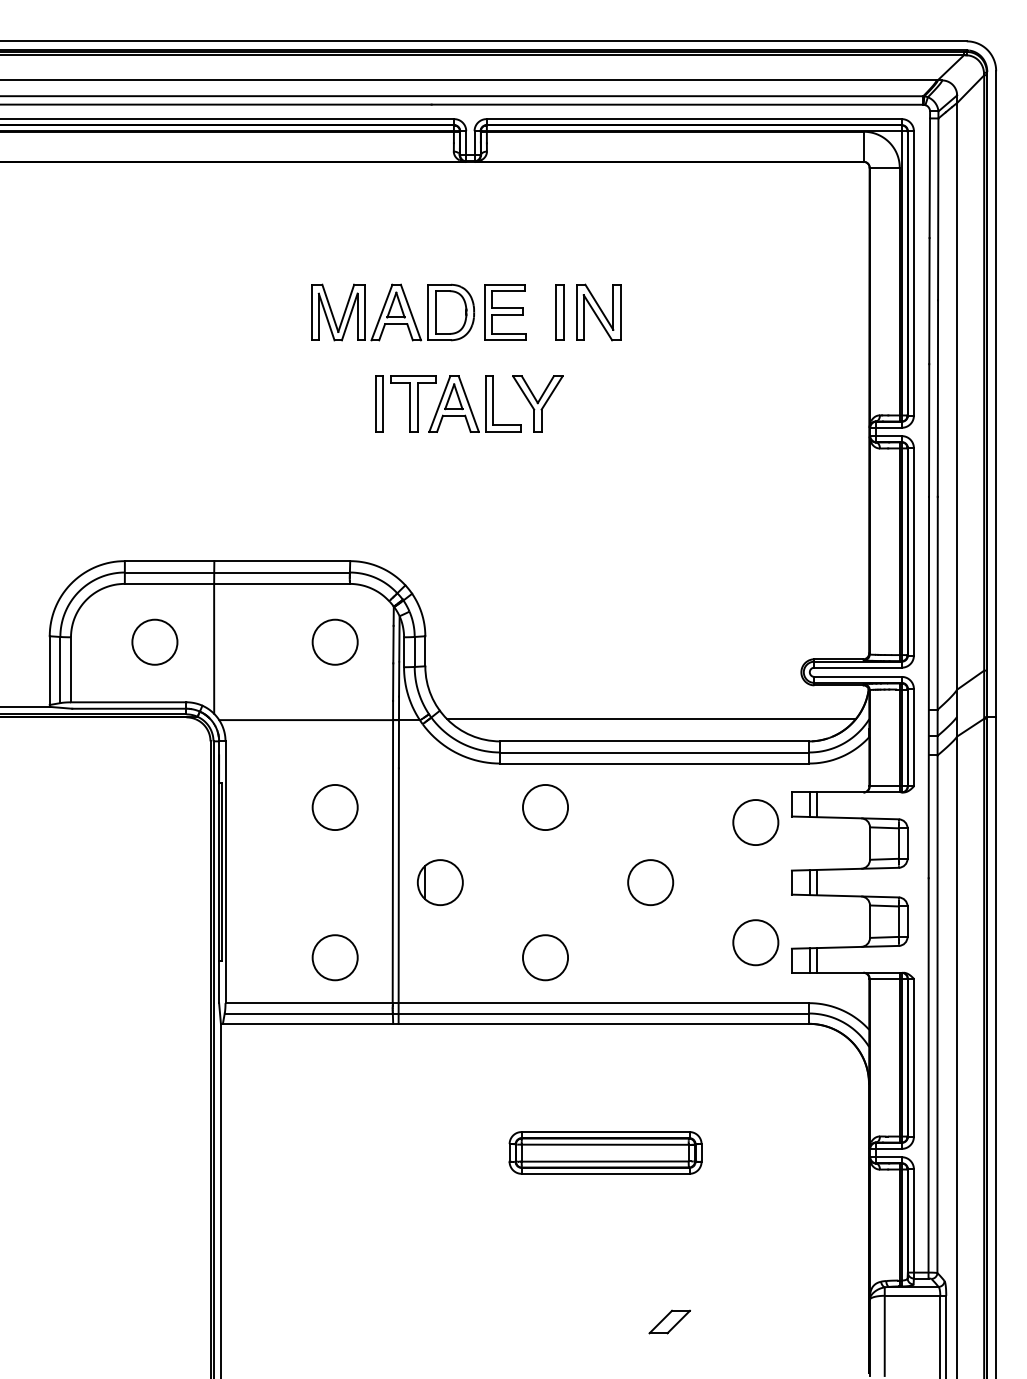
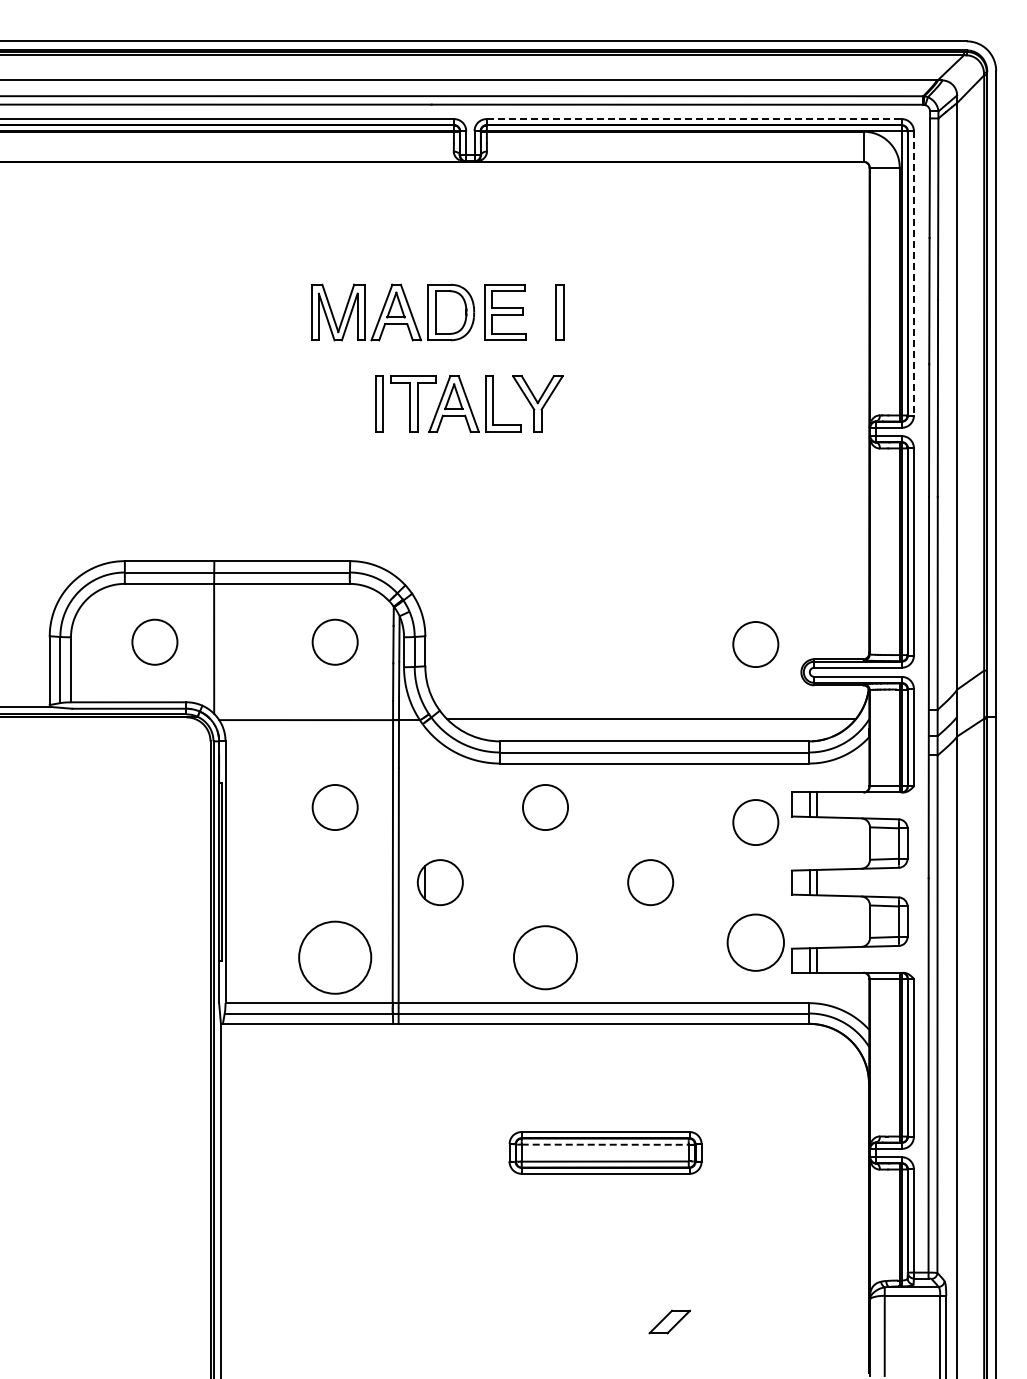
line: solid -> dashed (694, 119)
line: solid -> dashed (913, 273)
part: present -> none (598, 312)
circle: none -> present (755, 644)
circle diameter: 45 px -> 56 px (755, 942)
circle diameter: 45 px -> 72 px (335, 957)
circle diameter: 45 px -> 63 px (545, 957)
line: solid -> dashed (605, 1144)
